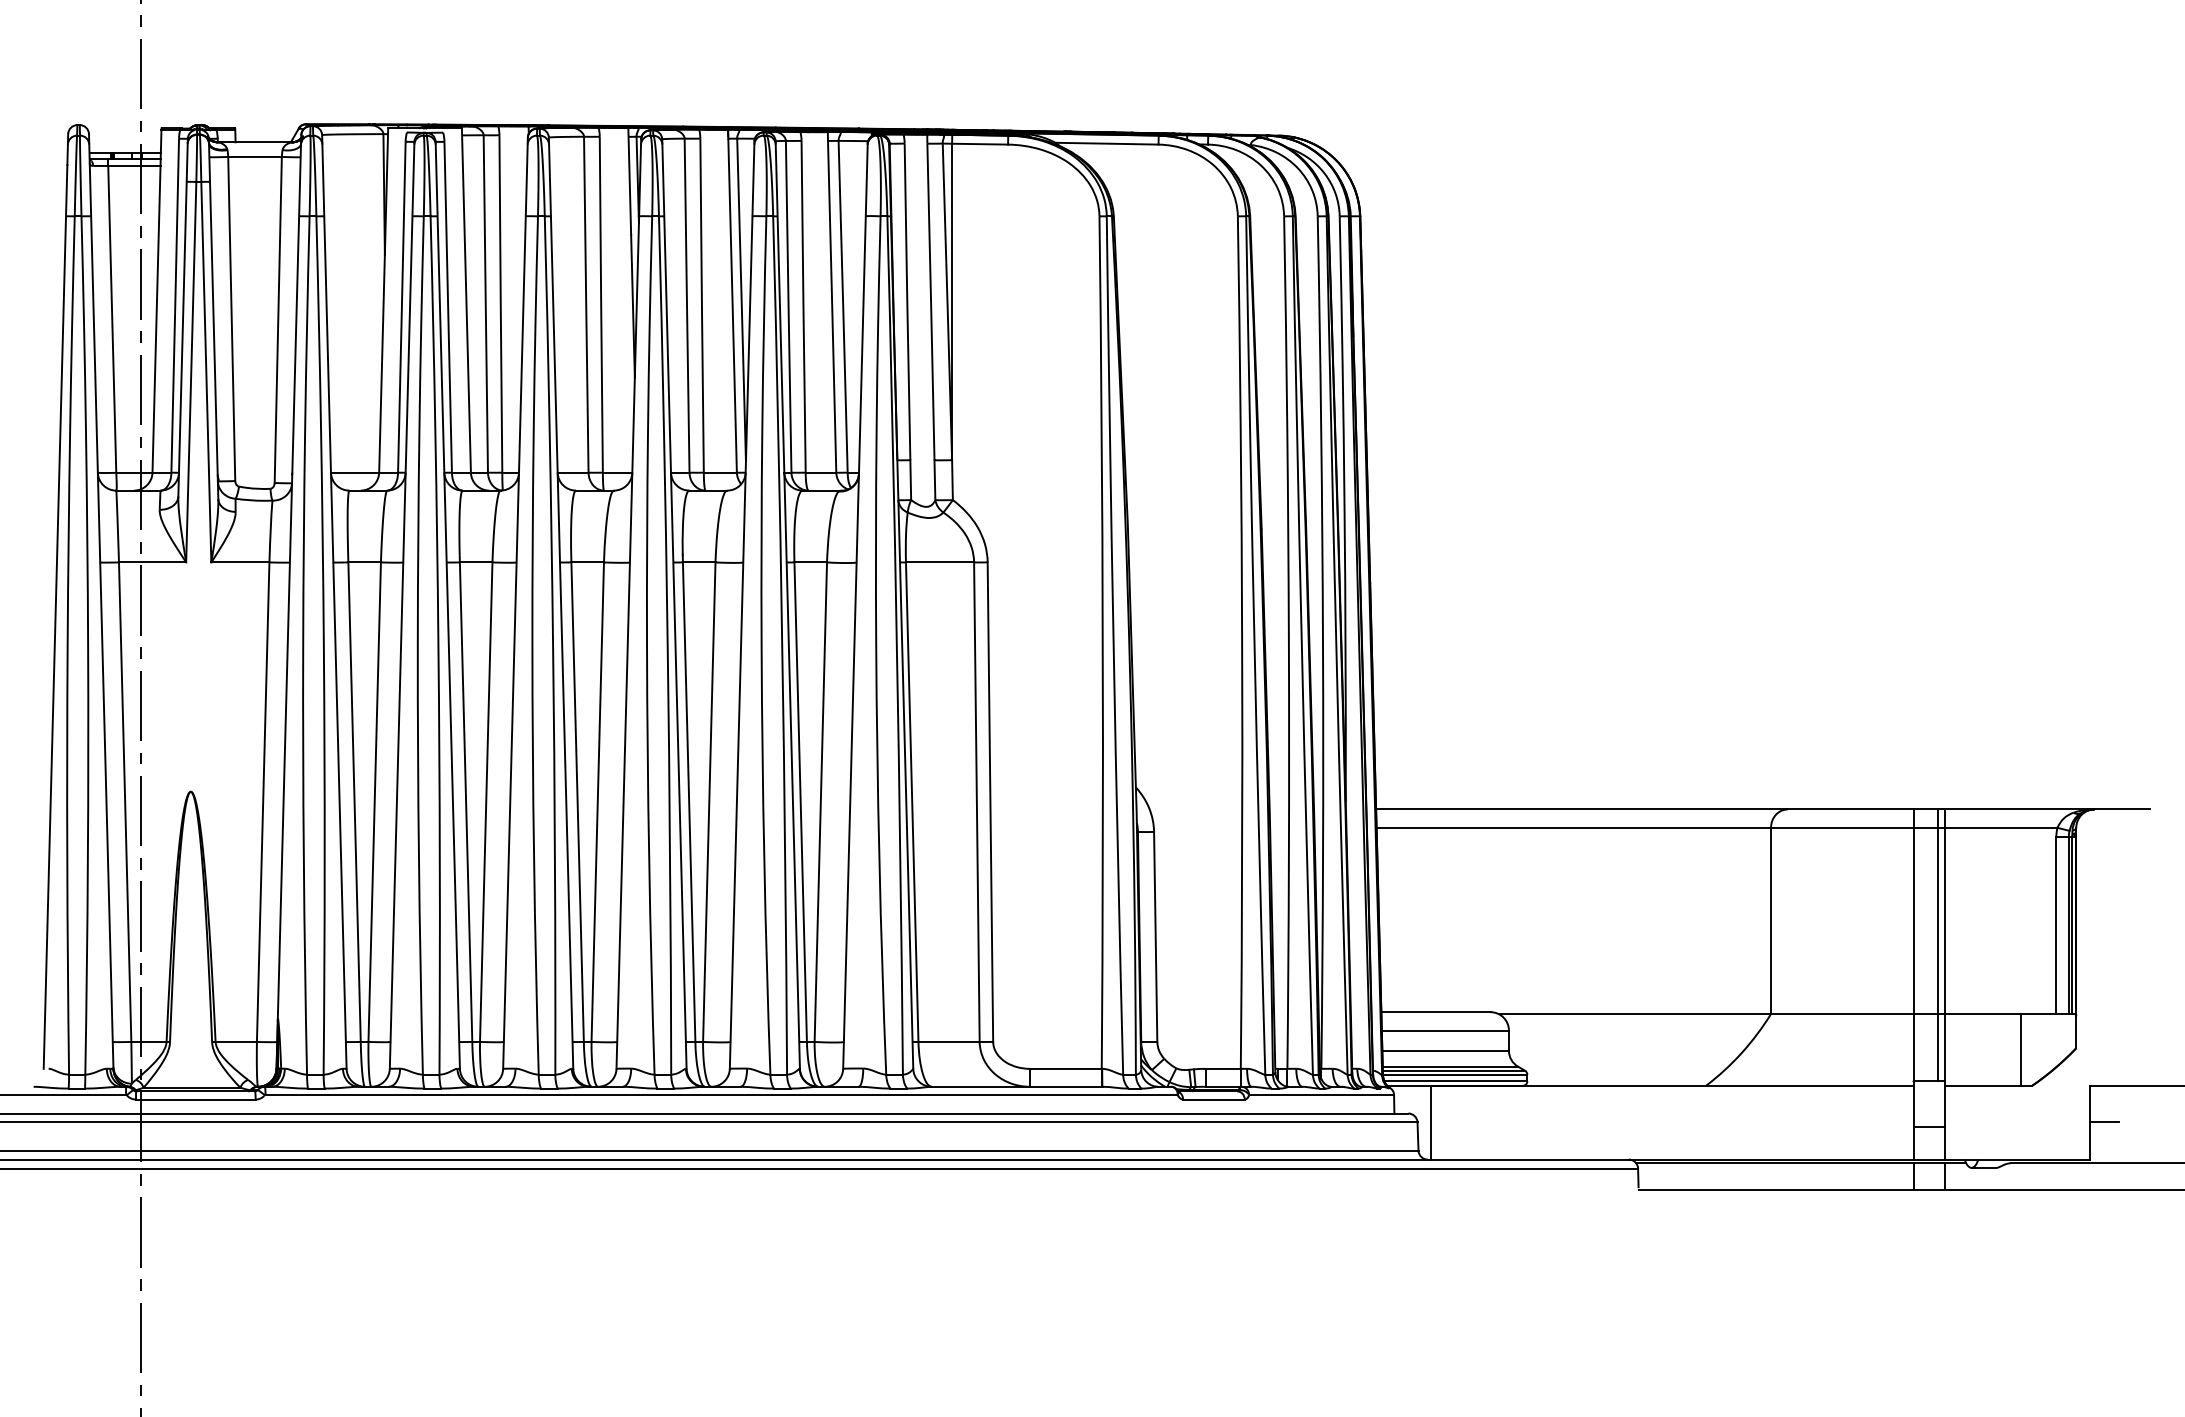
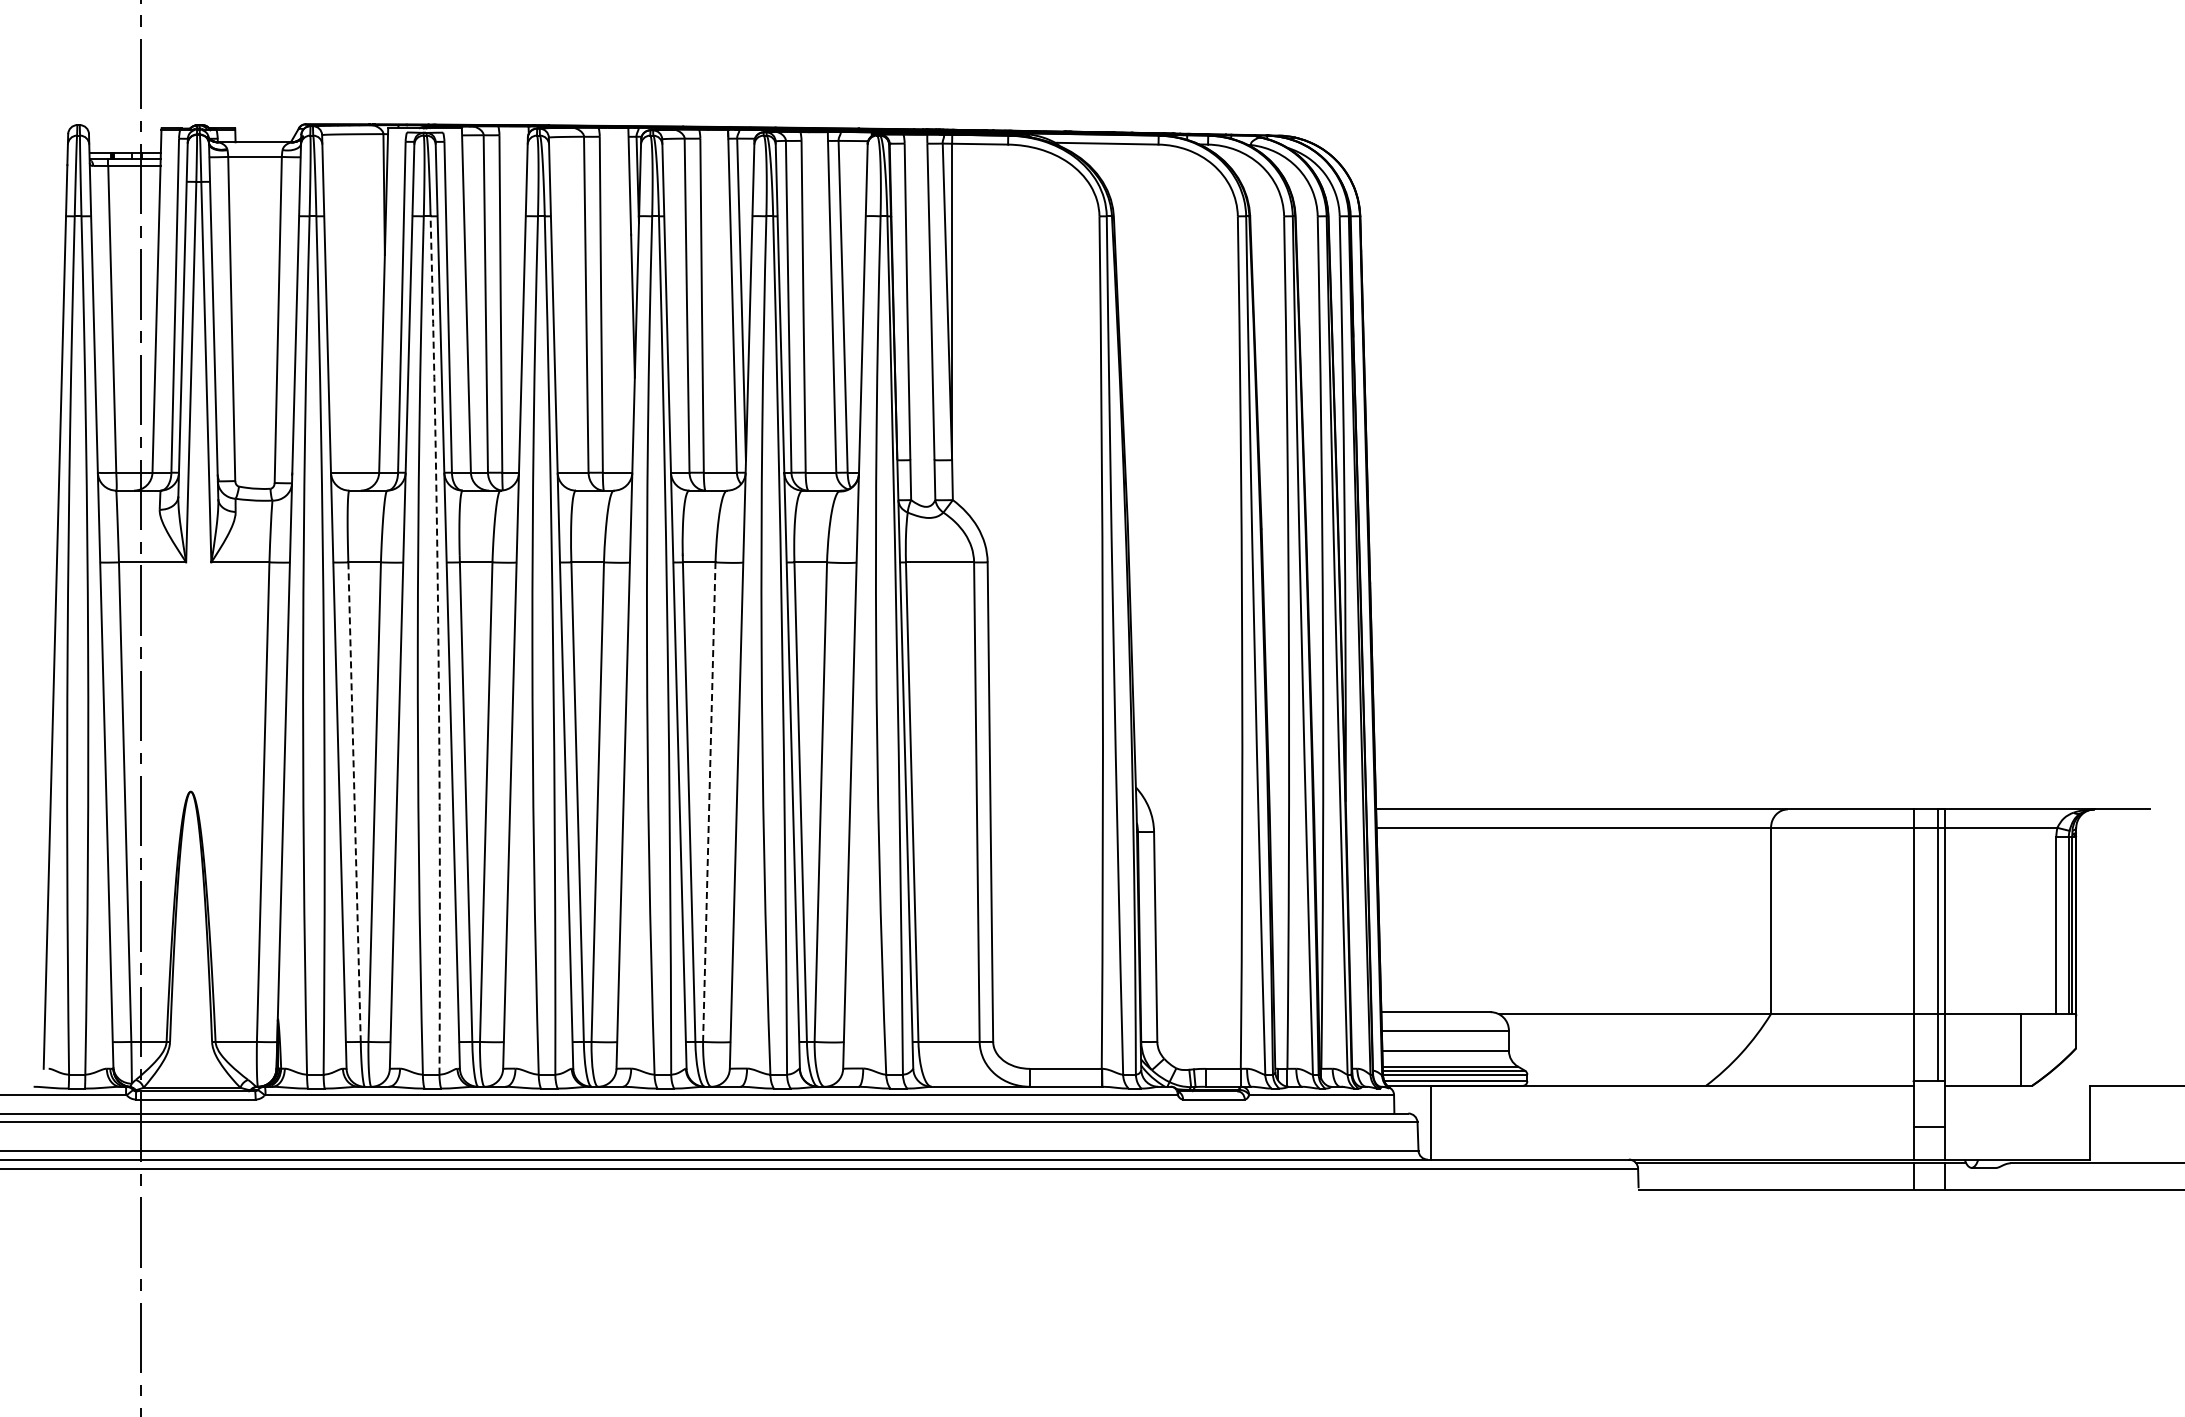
arc: solid -> dashed (438, 645)
line: solid -> dashed (354, 802)
line: solid -> dashed (709, 802)
line: present -> none (2104, 1121)
